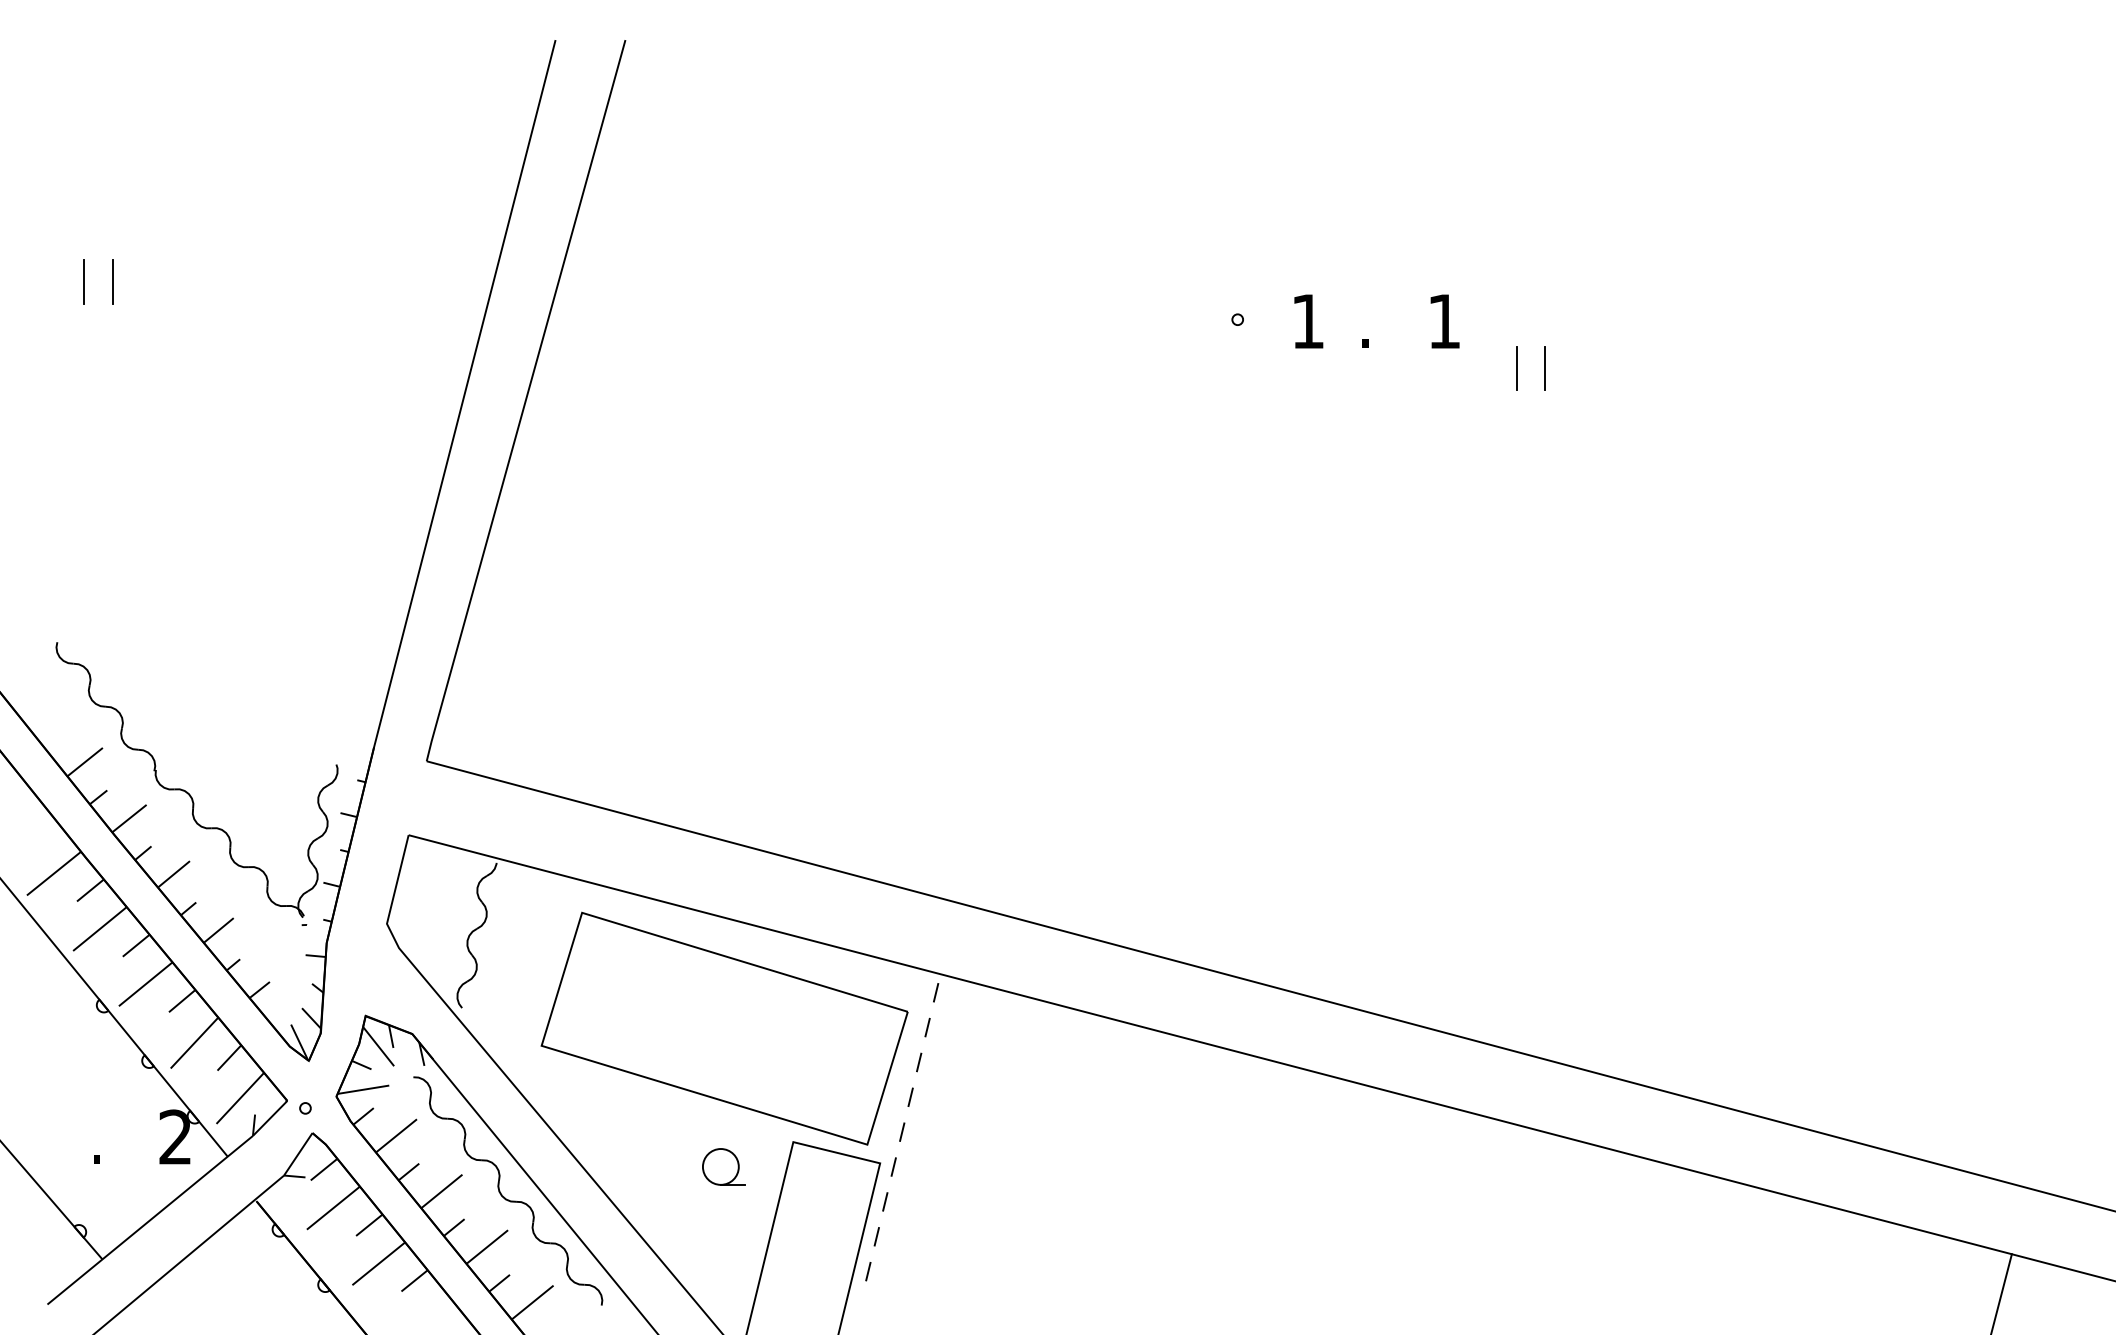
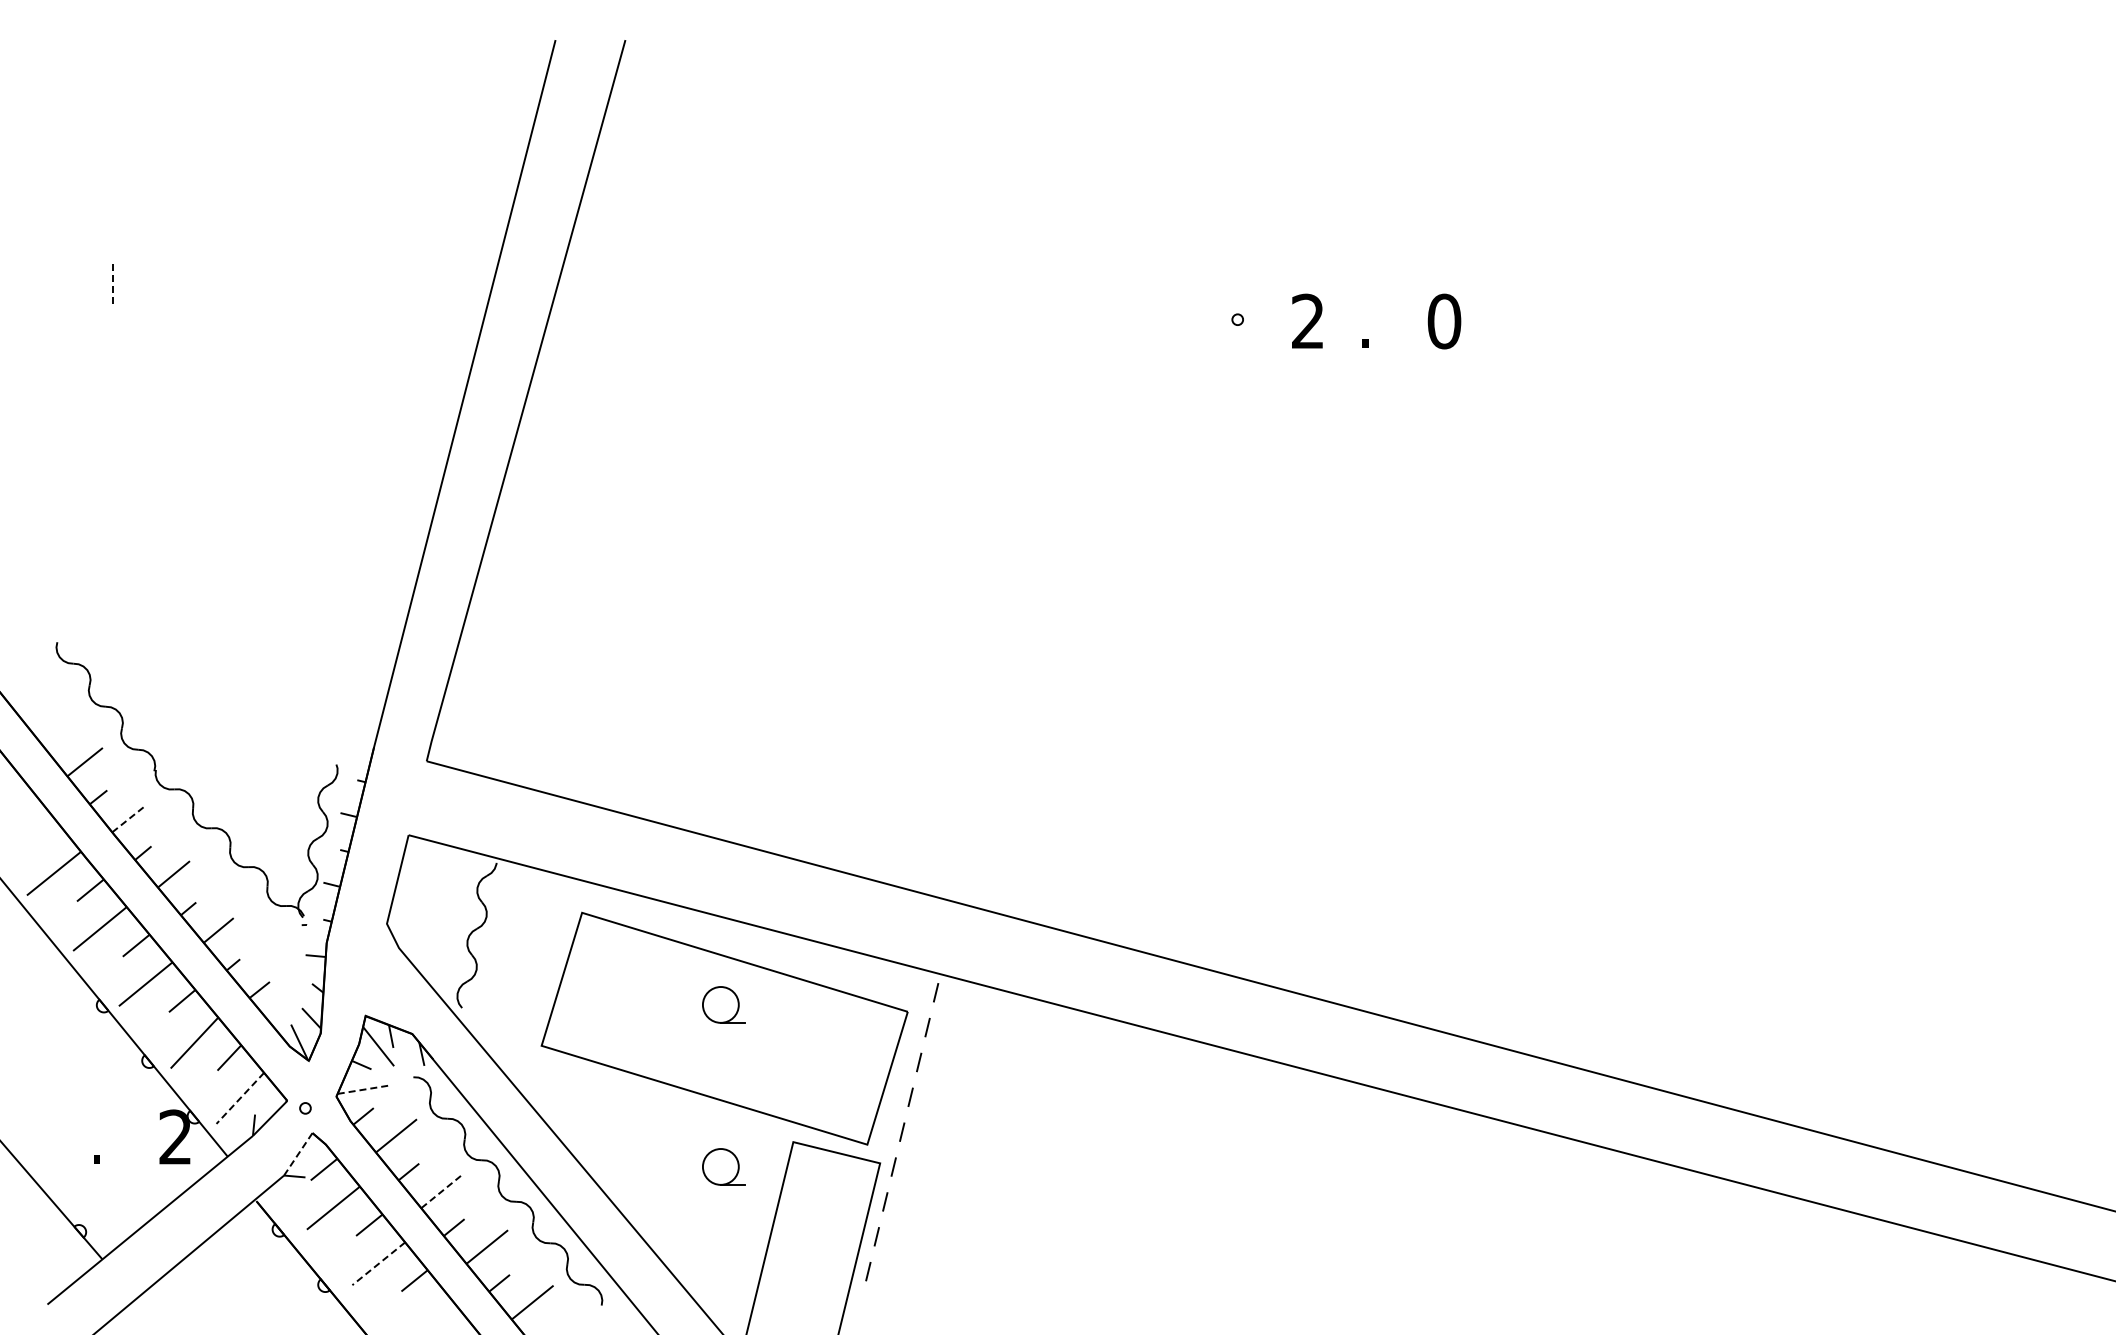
line: present -> none (84, 281)
line: solid -> dashed (113, 282)
text: 1 -> 2 (1307, 320)
text: 1 -> 0 (1444, 321)
line: present -> none (1516, 367)
line: present -> none (1545, 367)
line: solid -> dashed (129, 818)
part: none -> present (723, 1004)
line: solid -> dashed (364, 1089)
line: solid -> dashed (240, 1098)
line: solid -> dashed (298, 1154)
line: solid -> dashed (442, 1191)
line: solid -> dashed (378, 1263)
line: present -> none (2001, 1292)
